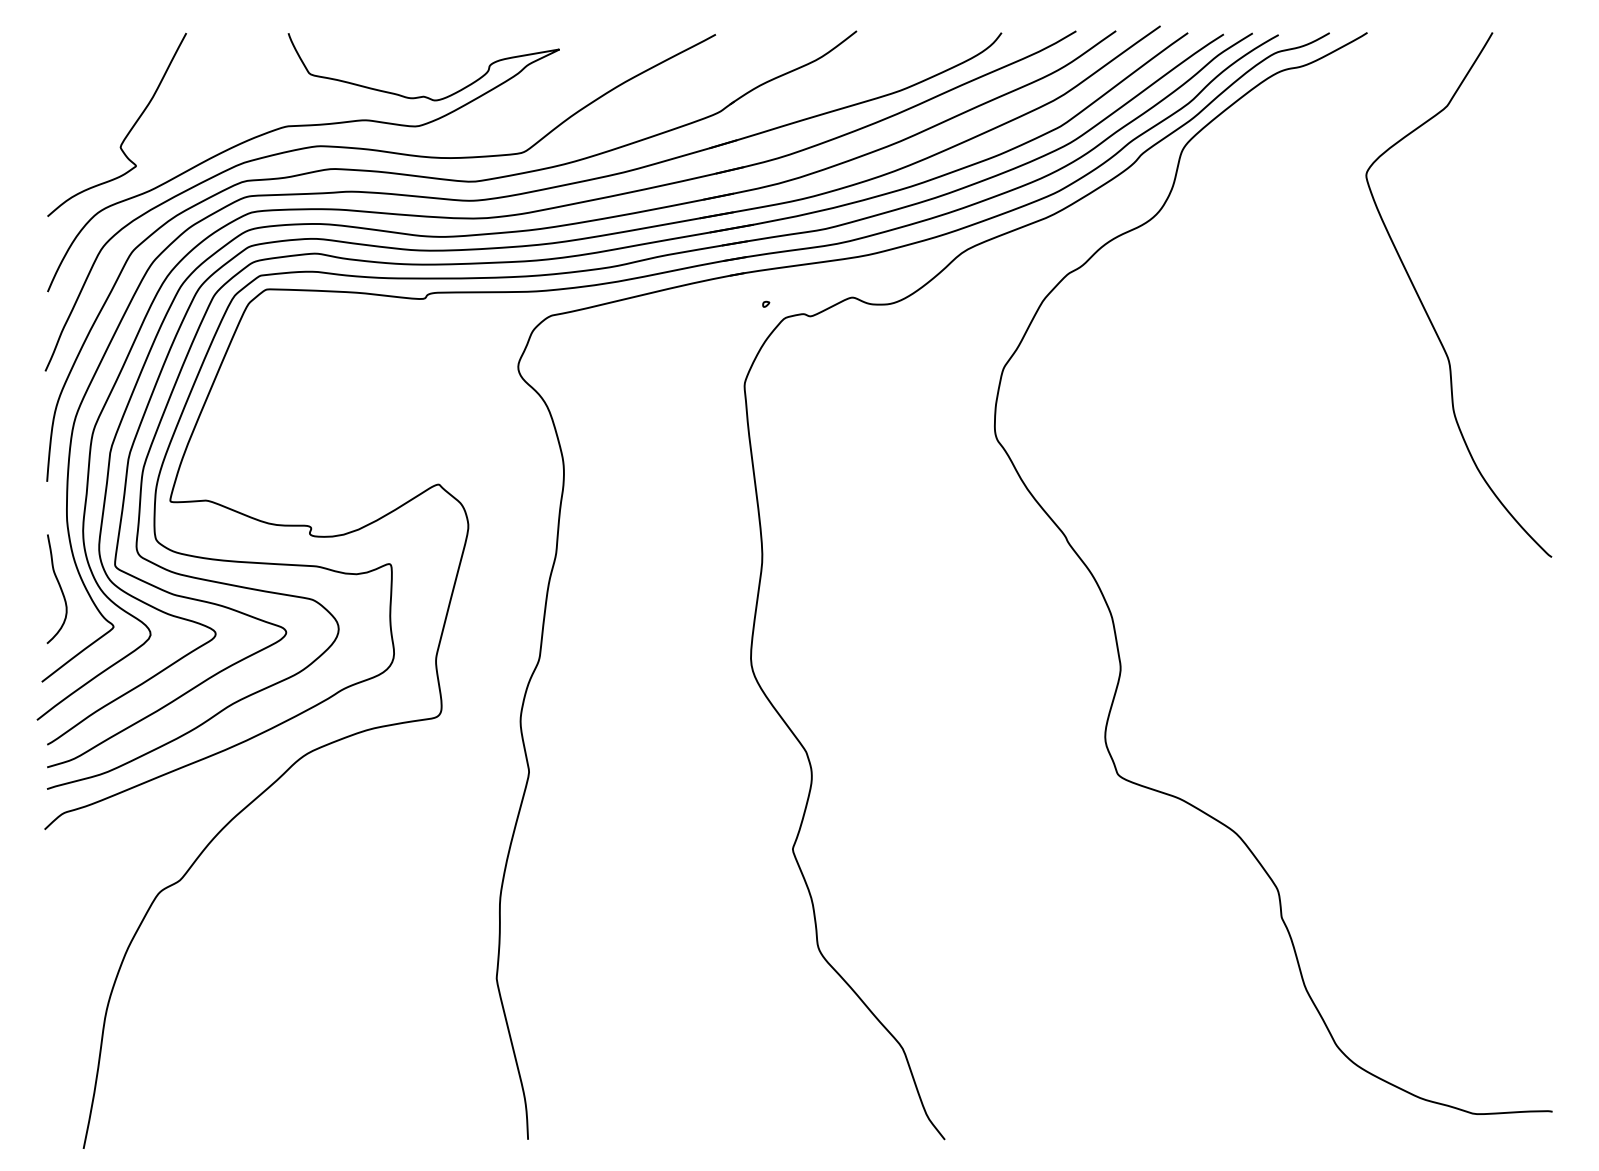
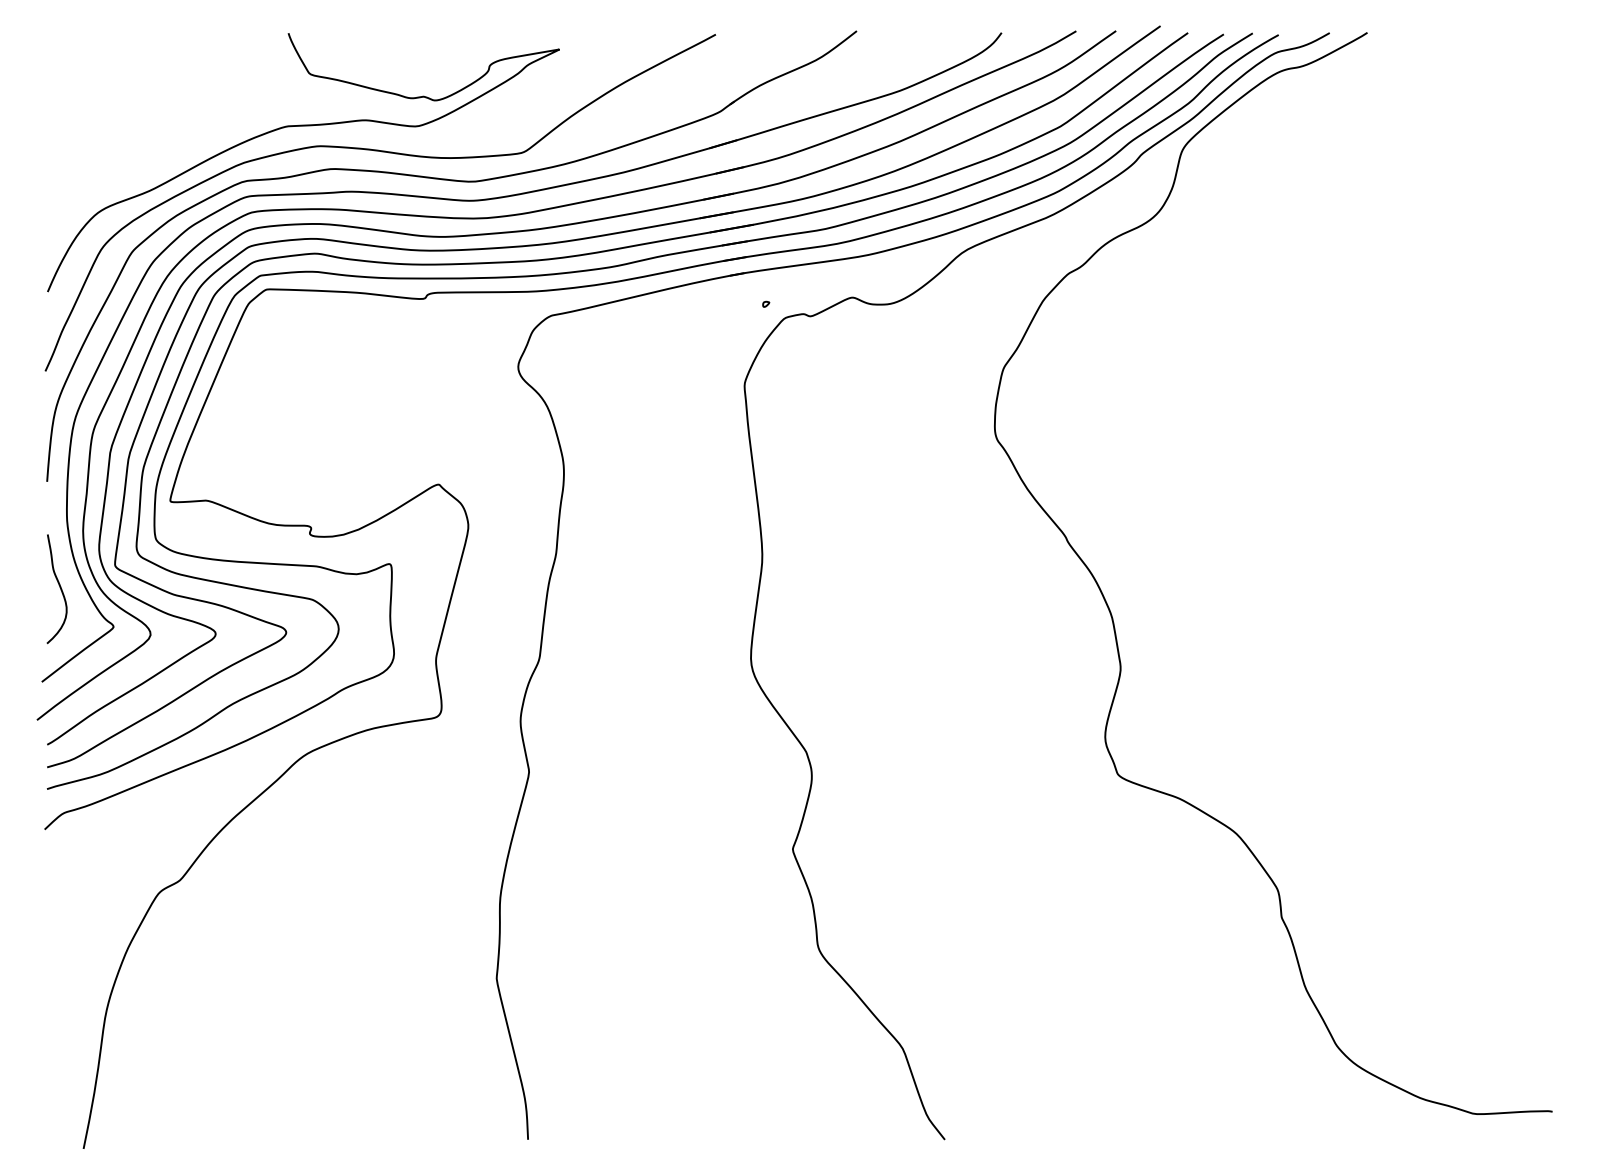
curve: present -> none (128, 131)
curve: present -> none (1426, 310)
